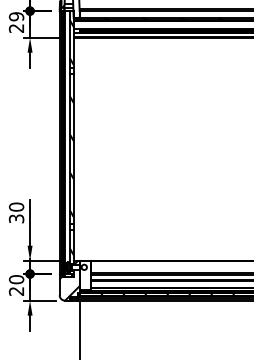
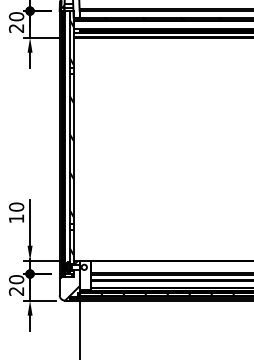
text: 29 -> 20 (16, 16)
text: 30 -> 10 (16, 218)
